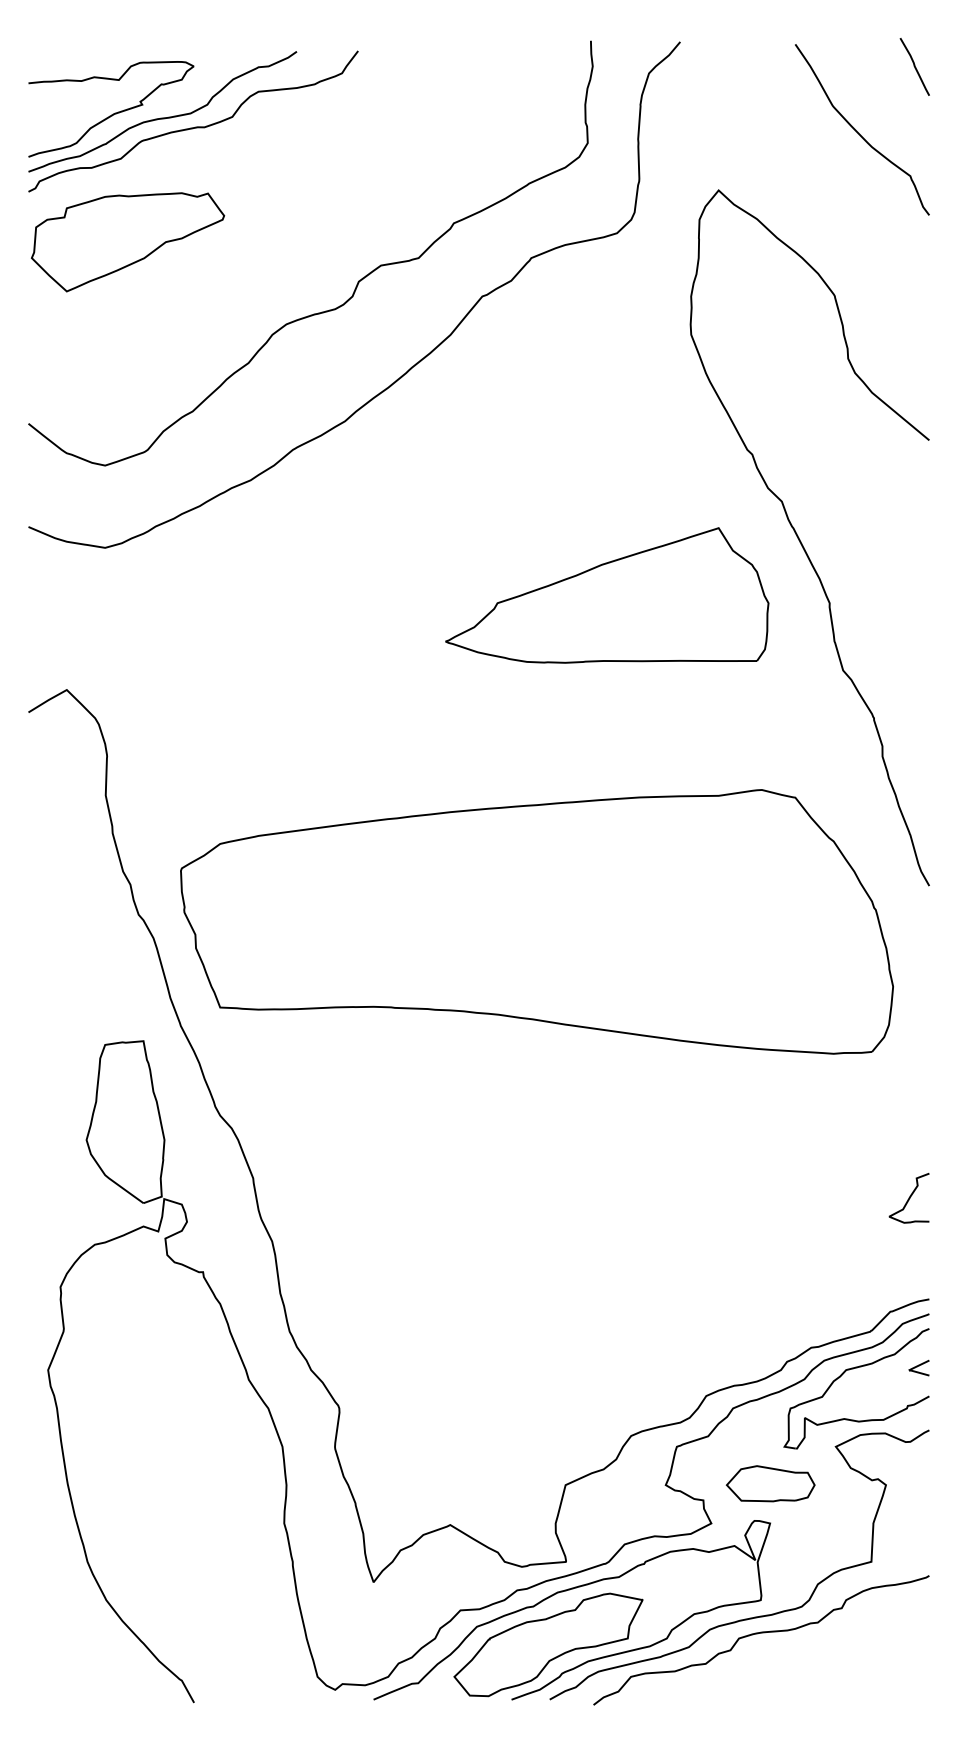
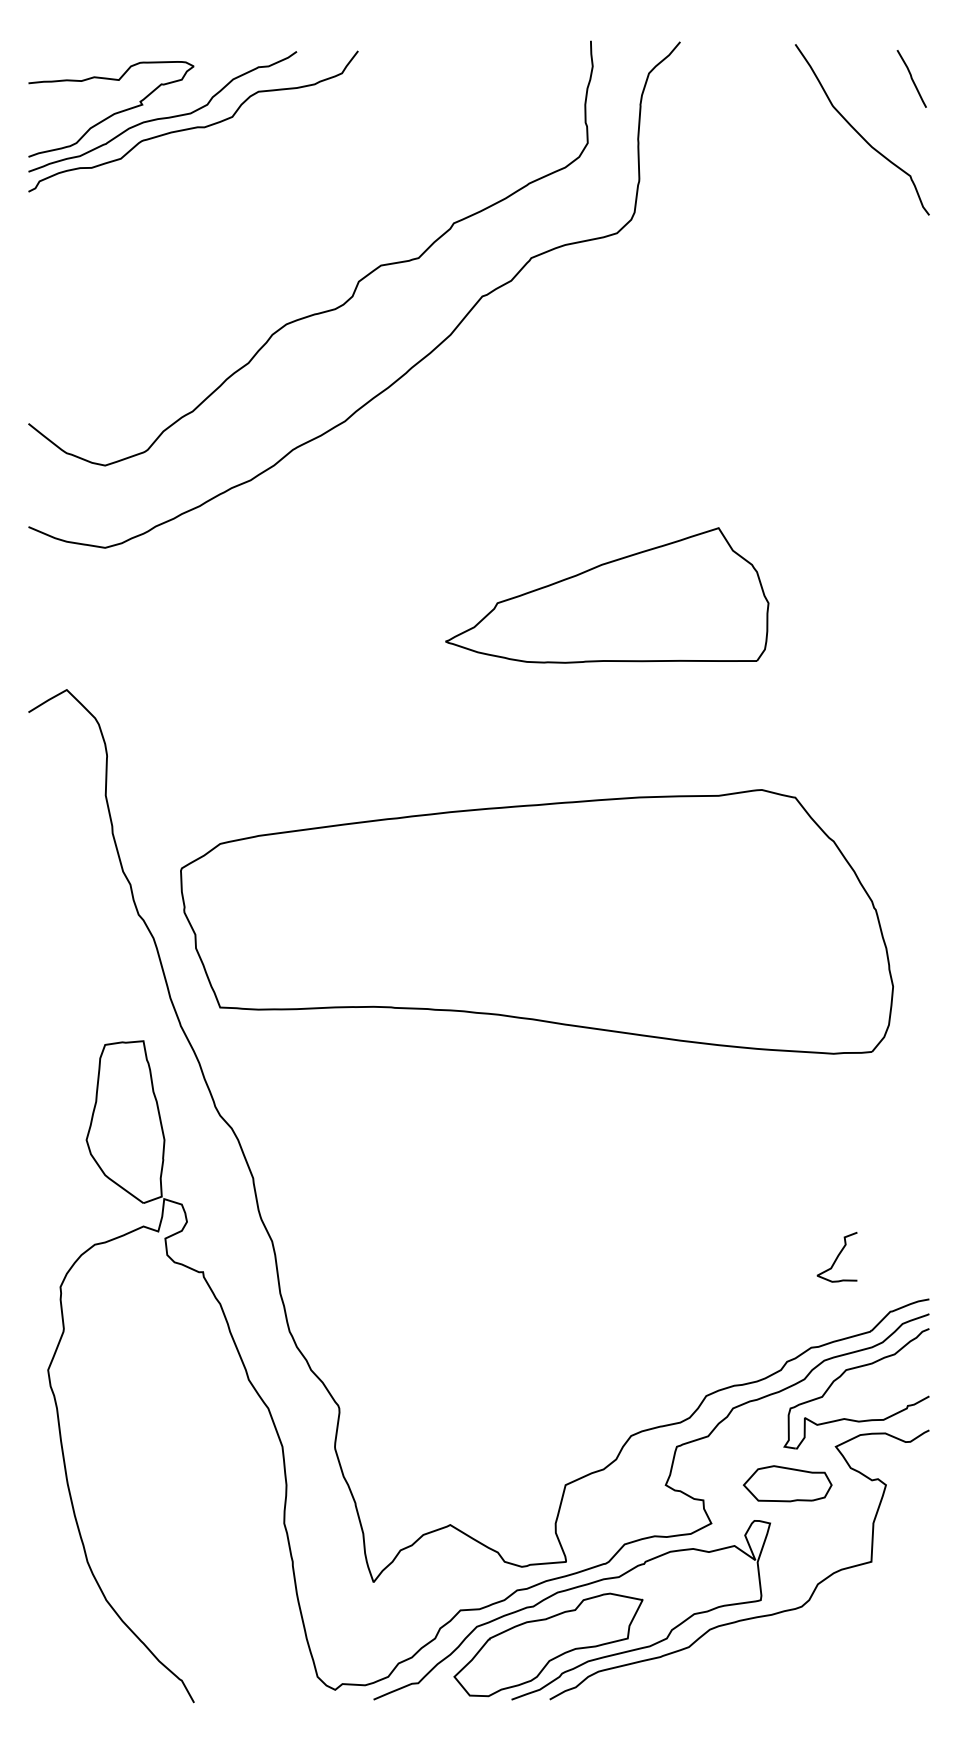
line position: (914, 66) -> (911, 78) (911, 78)
part: present -> none (128, 242)
curve: present -> none (801, 541)
curve position: (908, 1198) -> (836, 1257) (836, 1257)
curve: present -> none (918, 1366)
part position: (770, 1483) -> (787, 1483) (787, 1483)
curve: present -> none (761, 1633)
